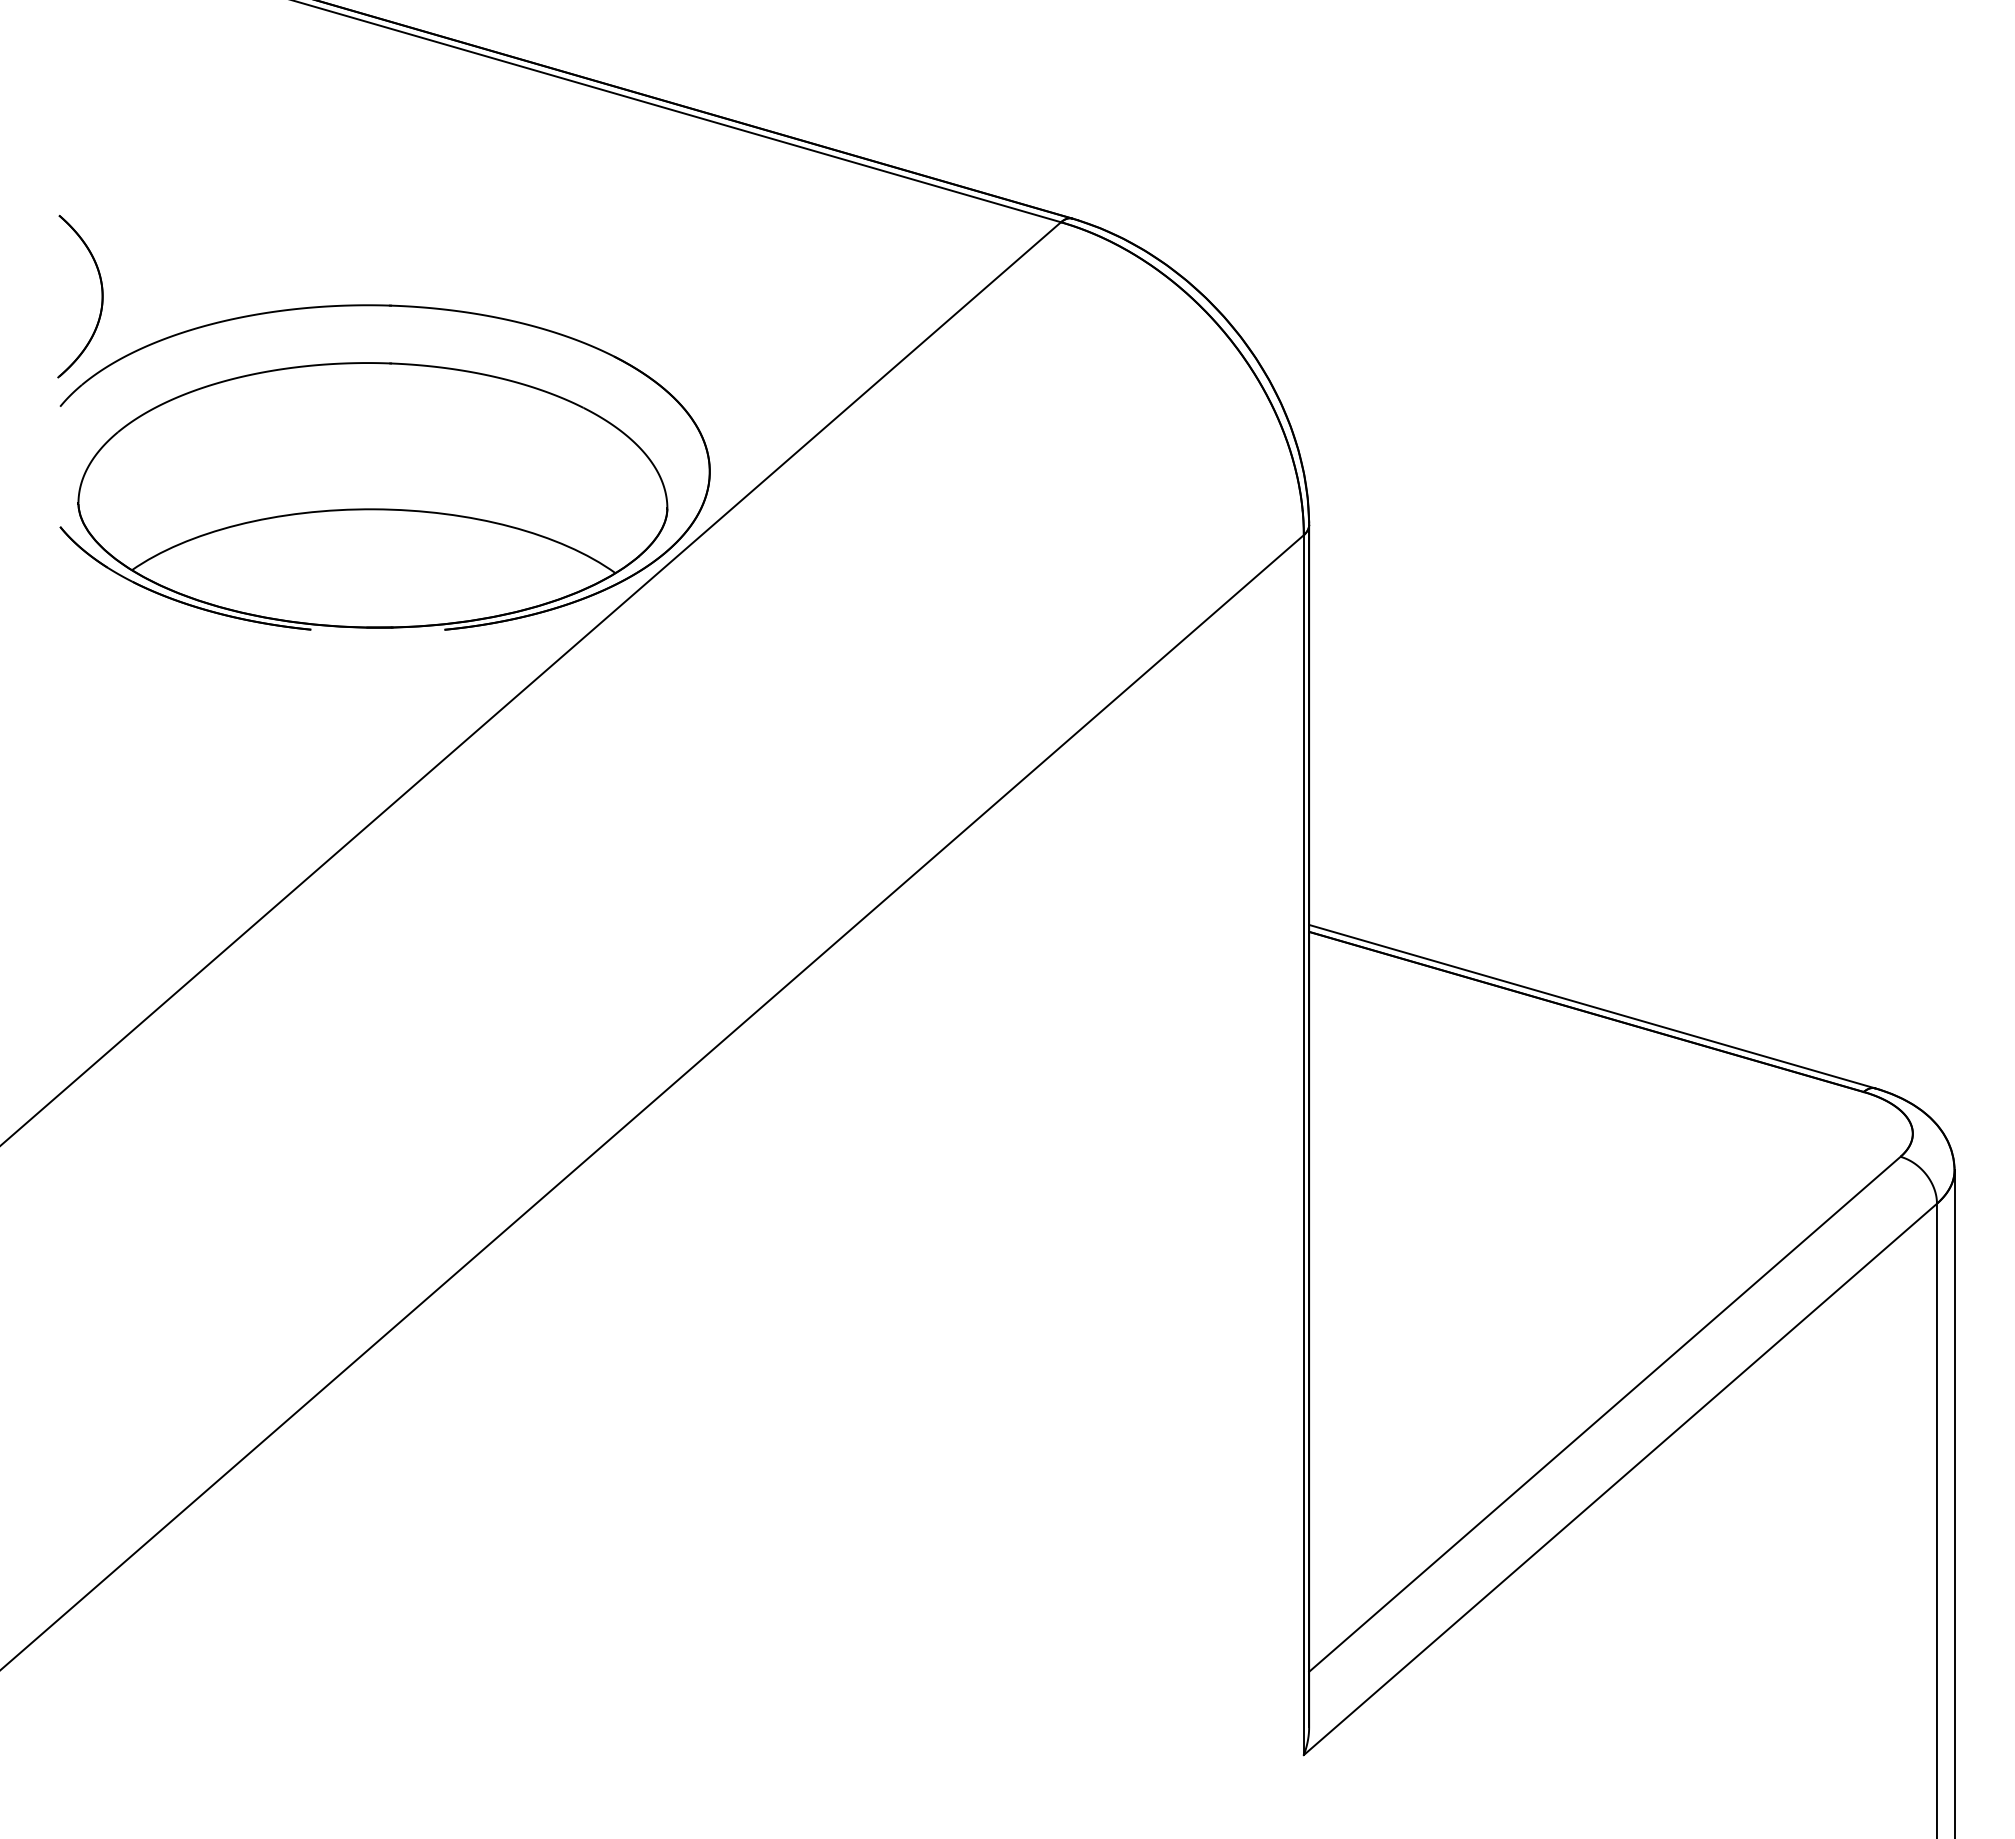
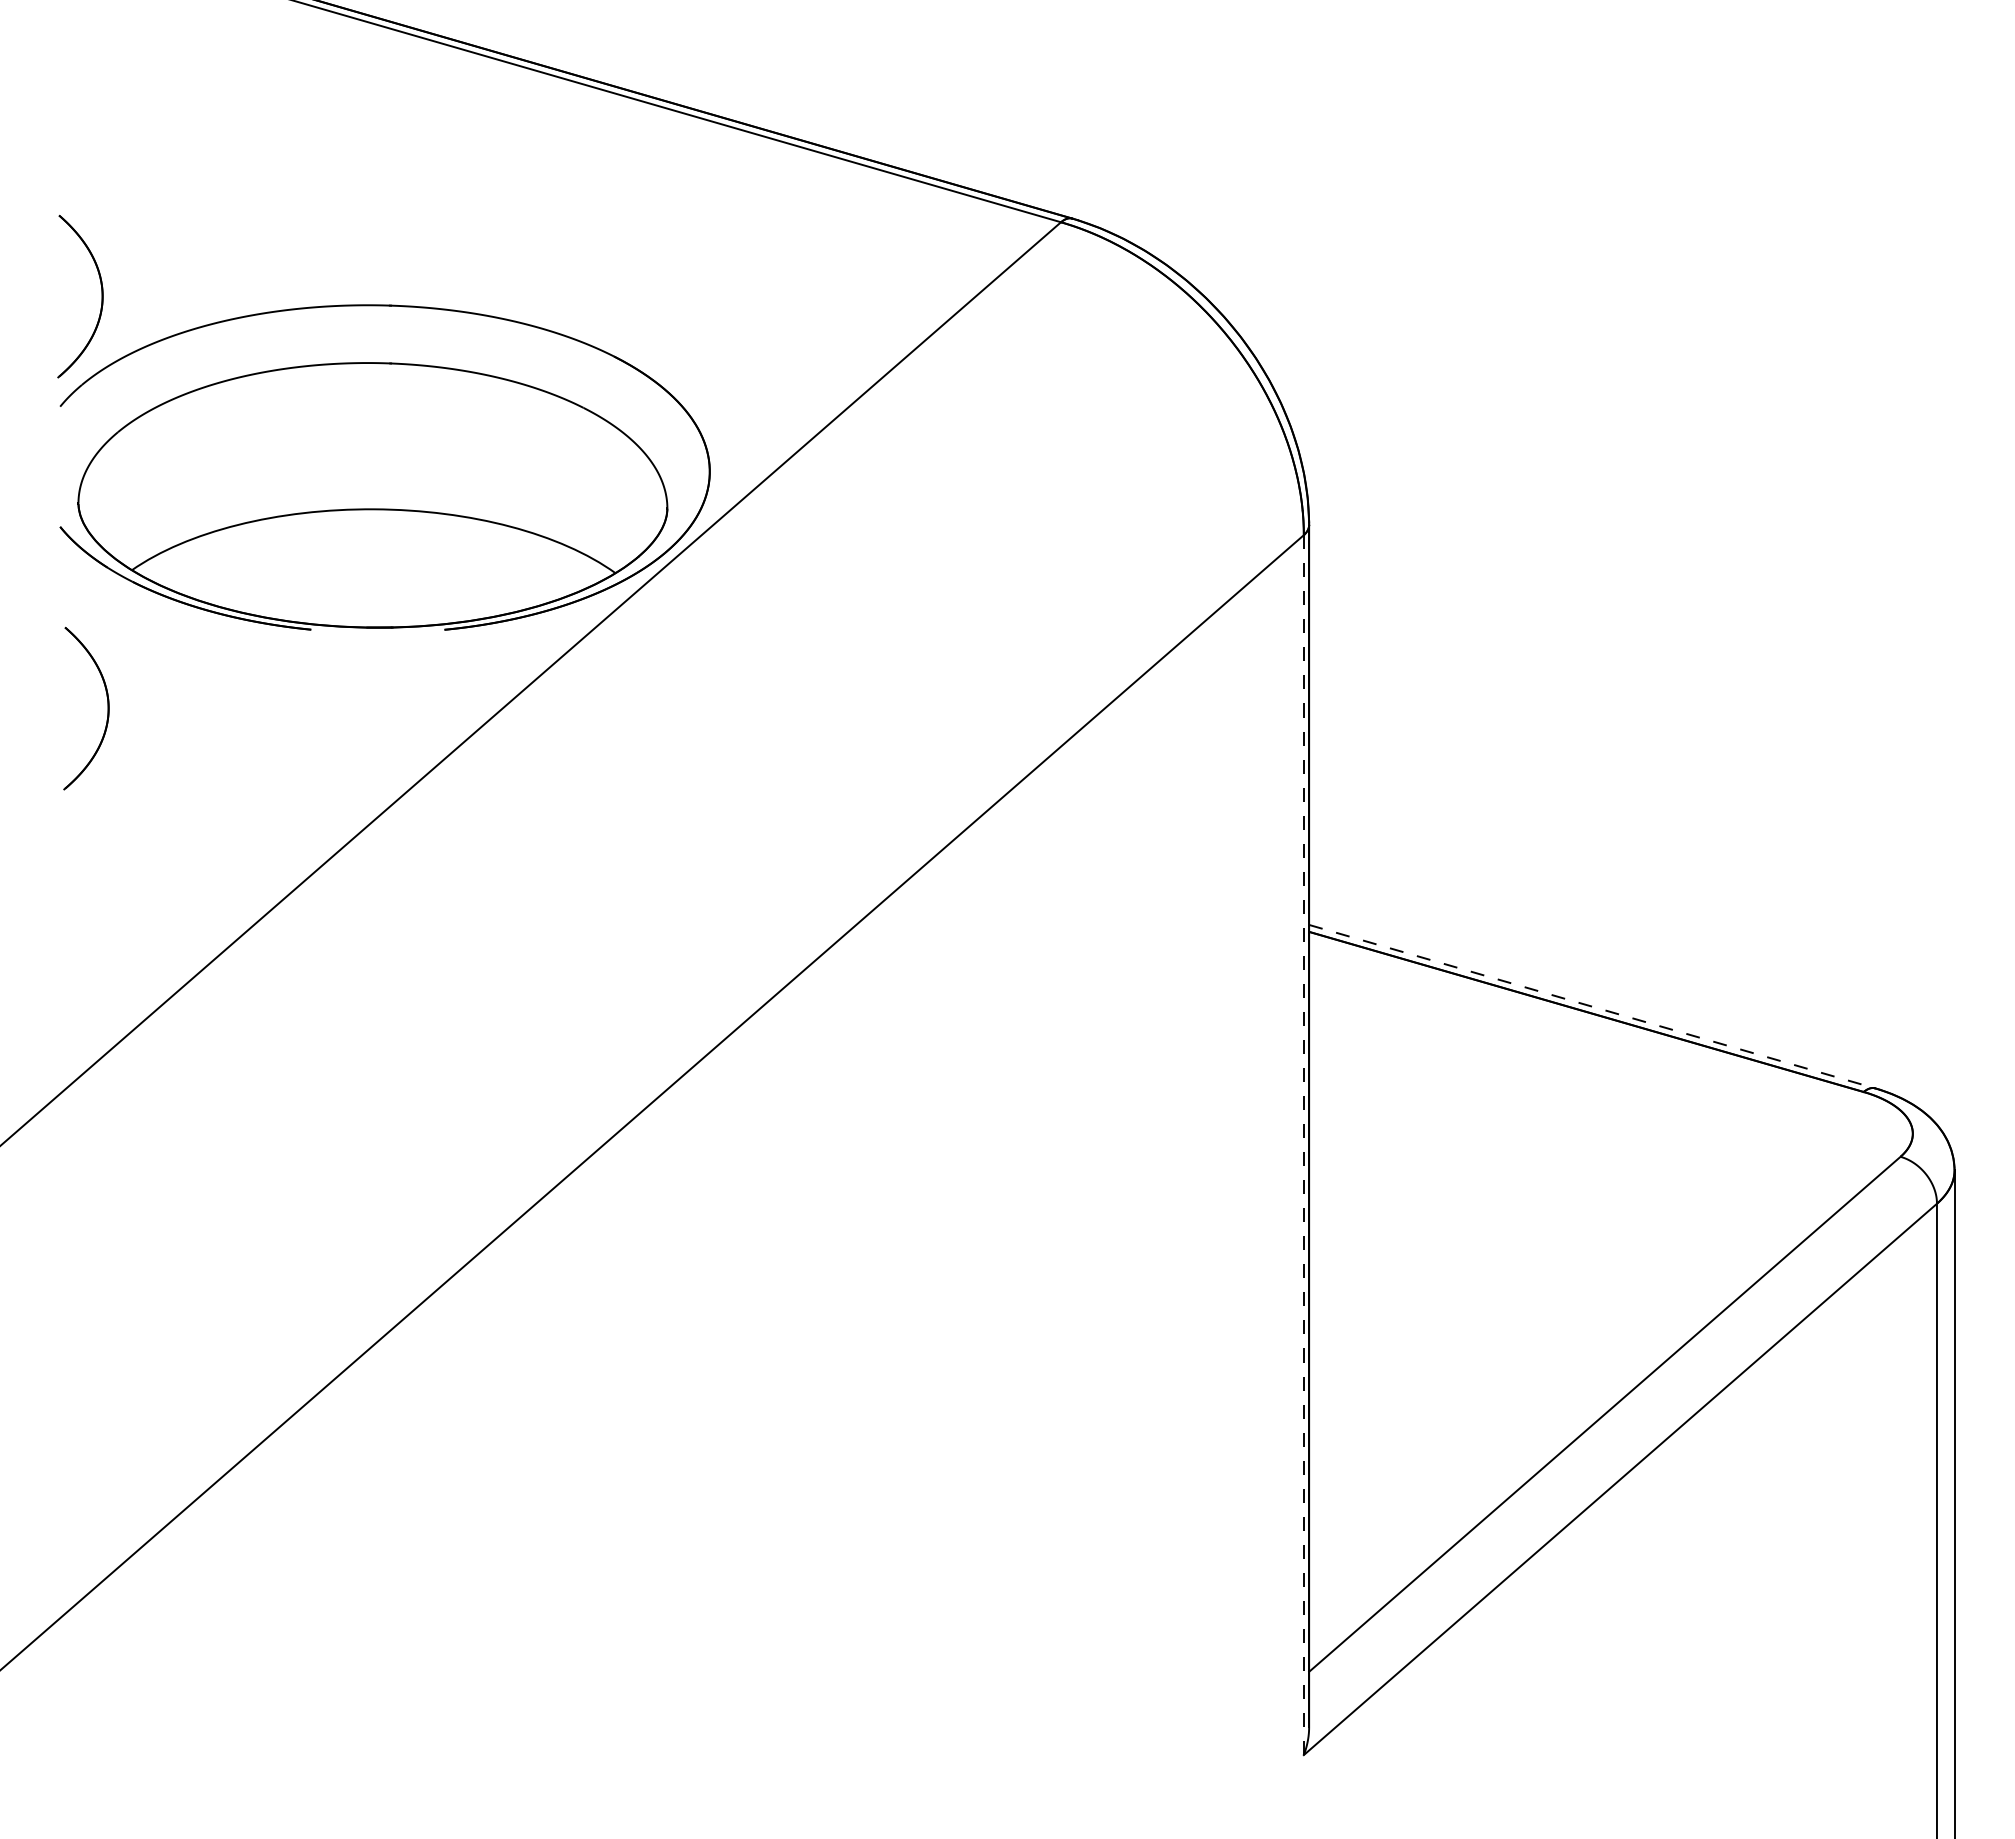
part: none -> present (107, 708)
line: solid -> dashed (1592, 1006)
line: solid -> dashed (1303, 1145)
